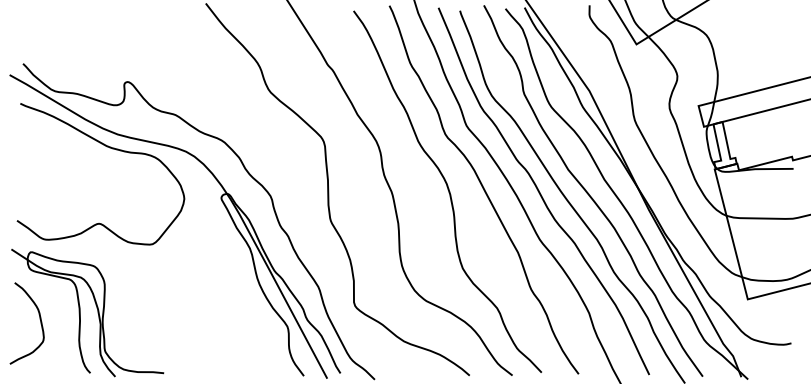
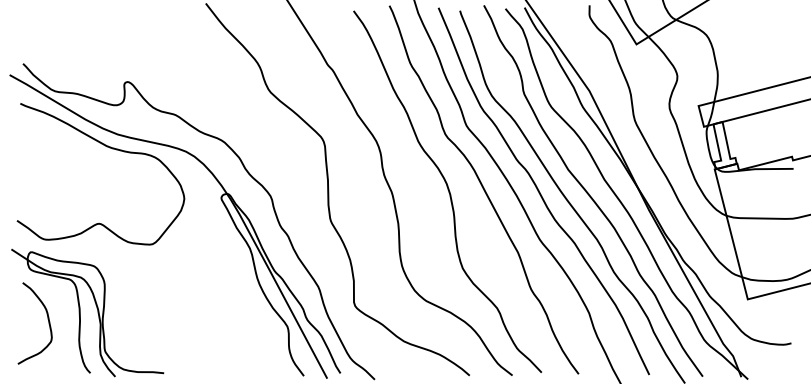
curve position: (39, 319) -> (47, 319) (47, 319)
